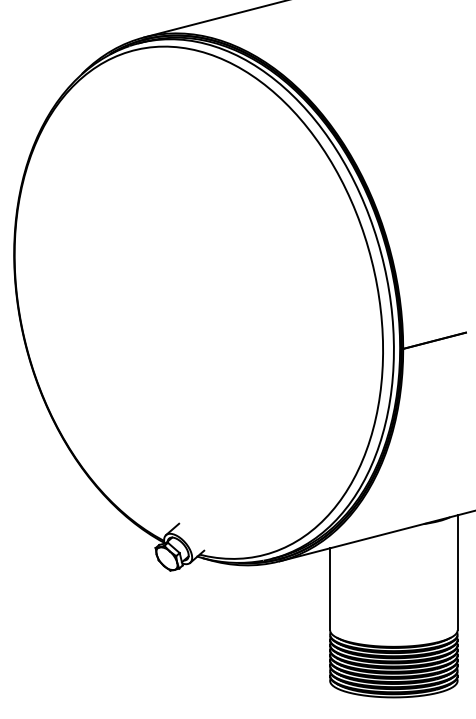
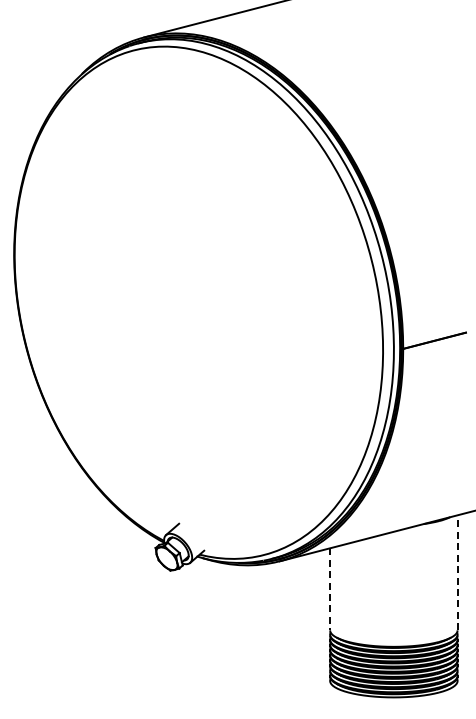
line: solid -> dashed (457, 572)
line: solid -> dashed (330, 589)
